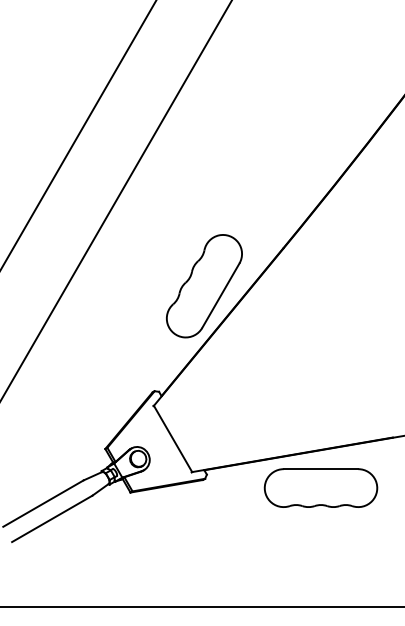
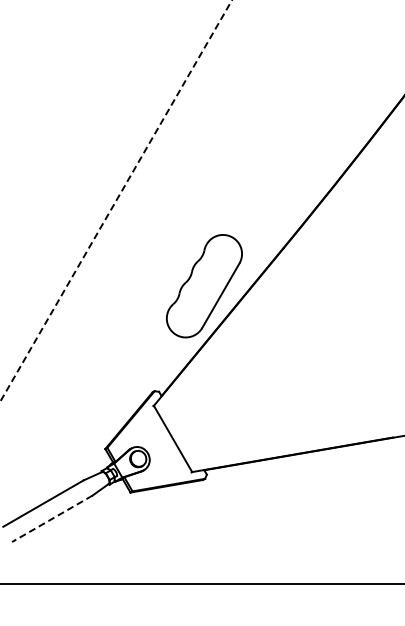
line: present -> none (78, 134)
line: solid -> dashed (116, 200)
part: present -> none (320, 487)
line: solid -> dashed (51, 519)
line position: (201, 607) -> (201, 584) (201, 584)
